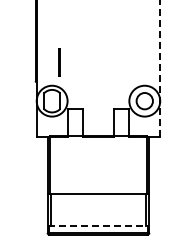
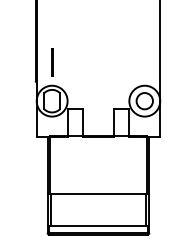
line position: (59, 62) -> (52, 62) (52, 62)
line: dashed -> solid (160, 68)
line: dashed -> solid (98, 225)
